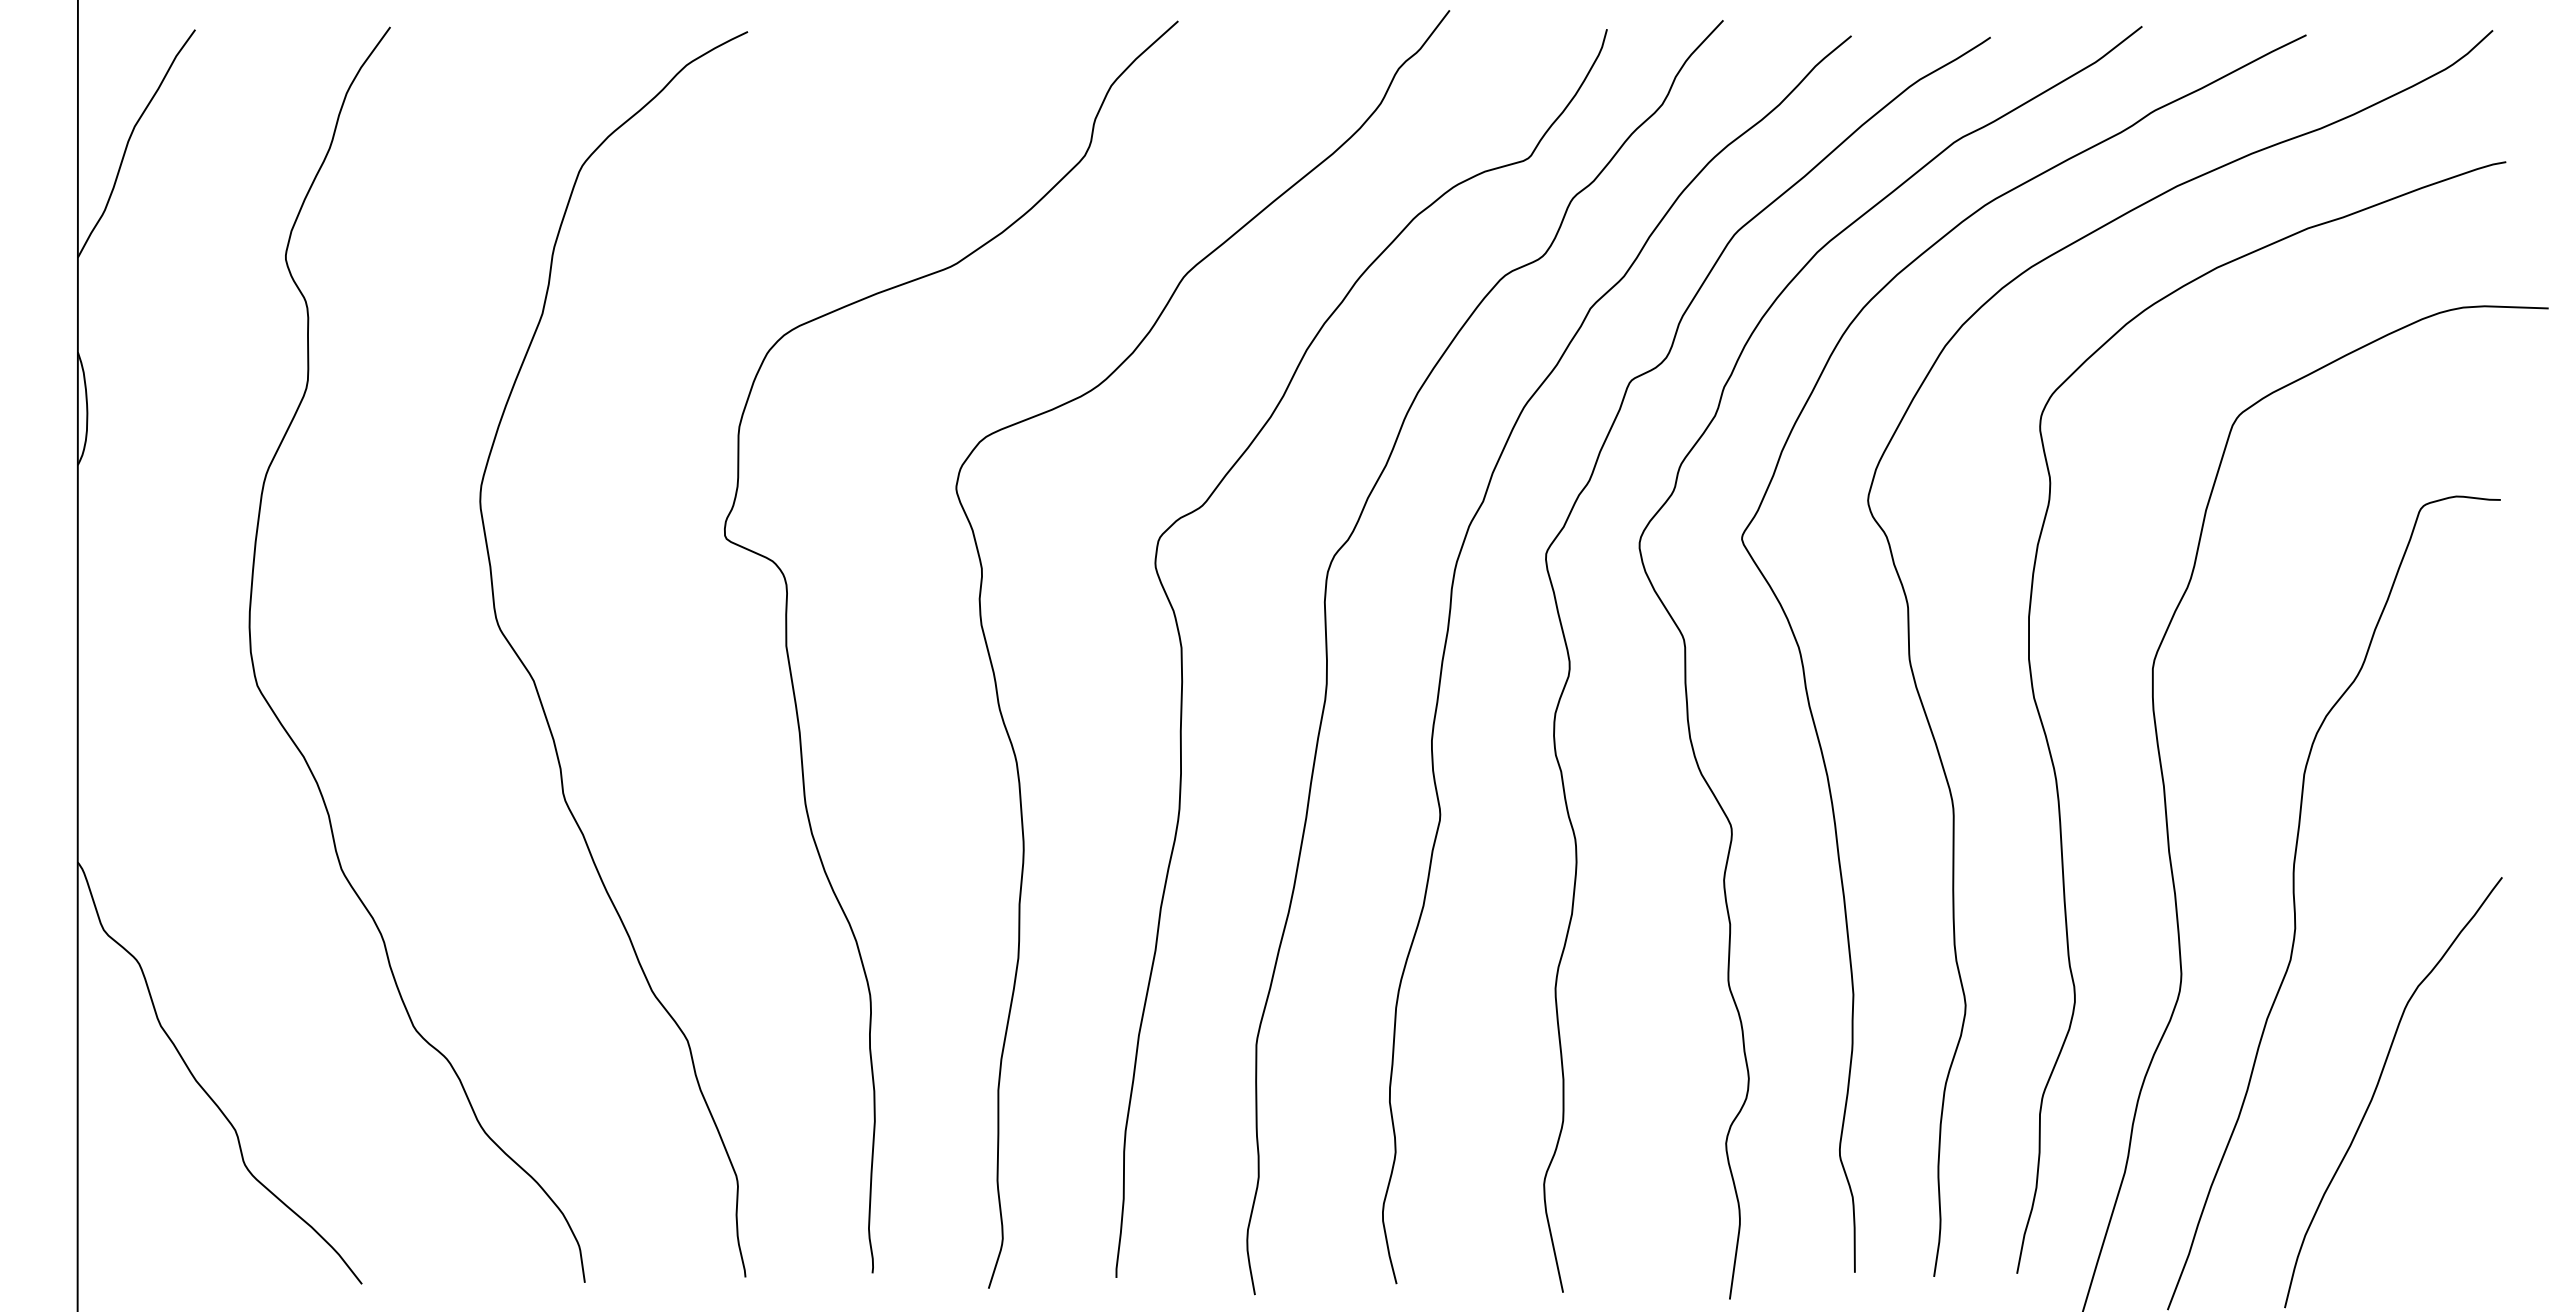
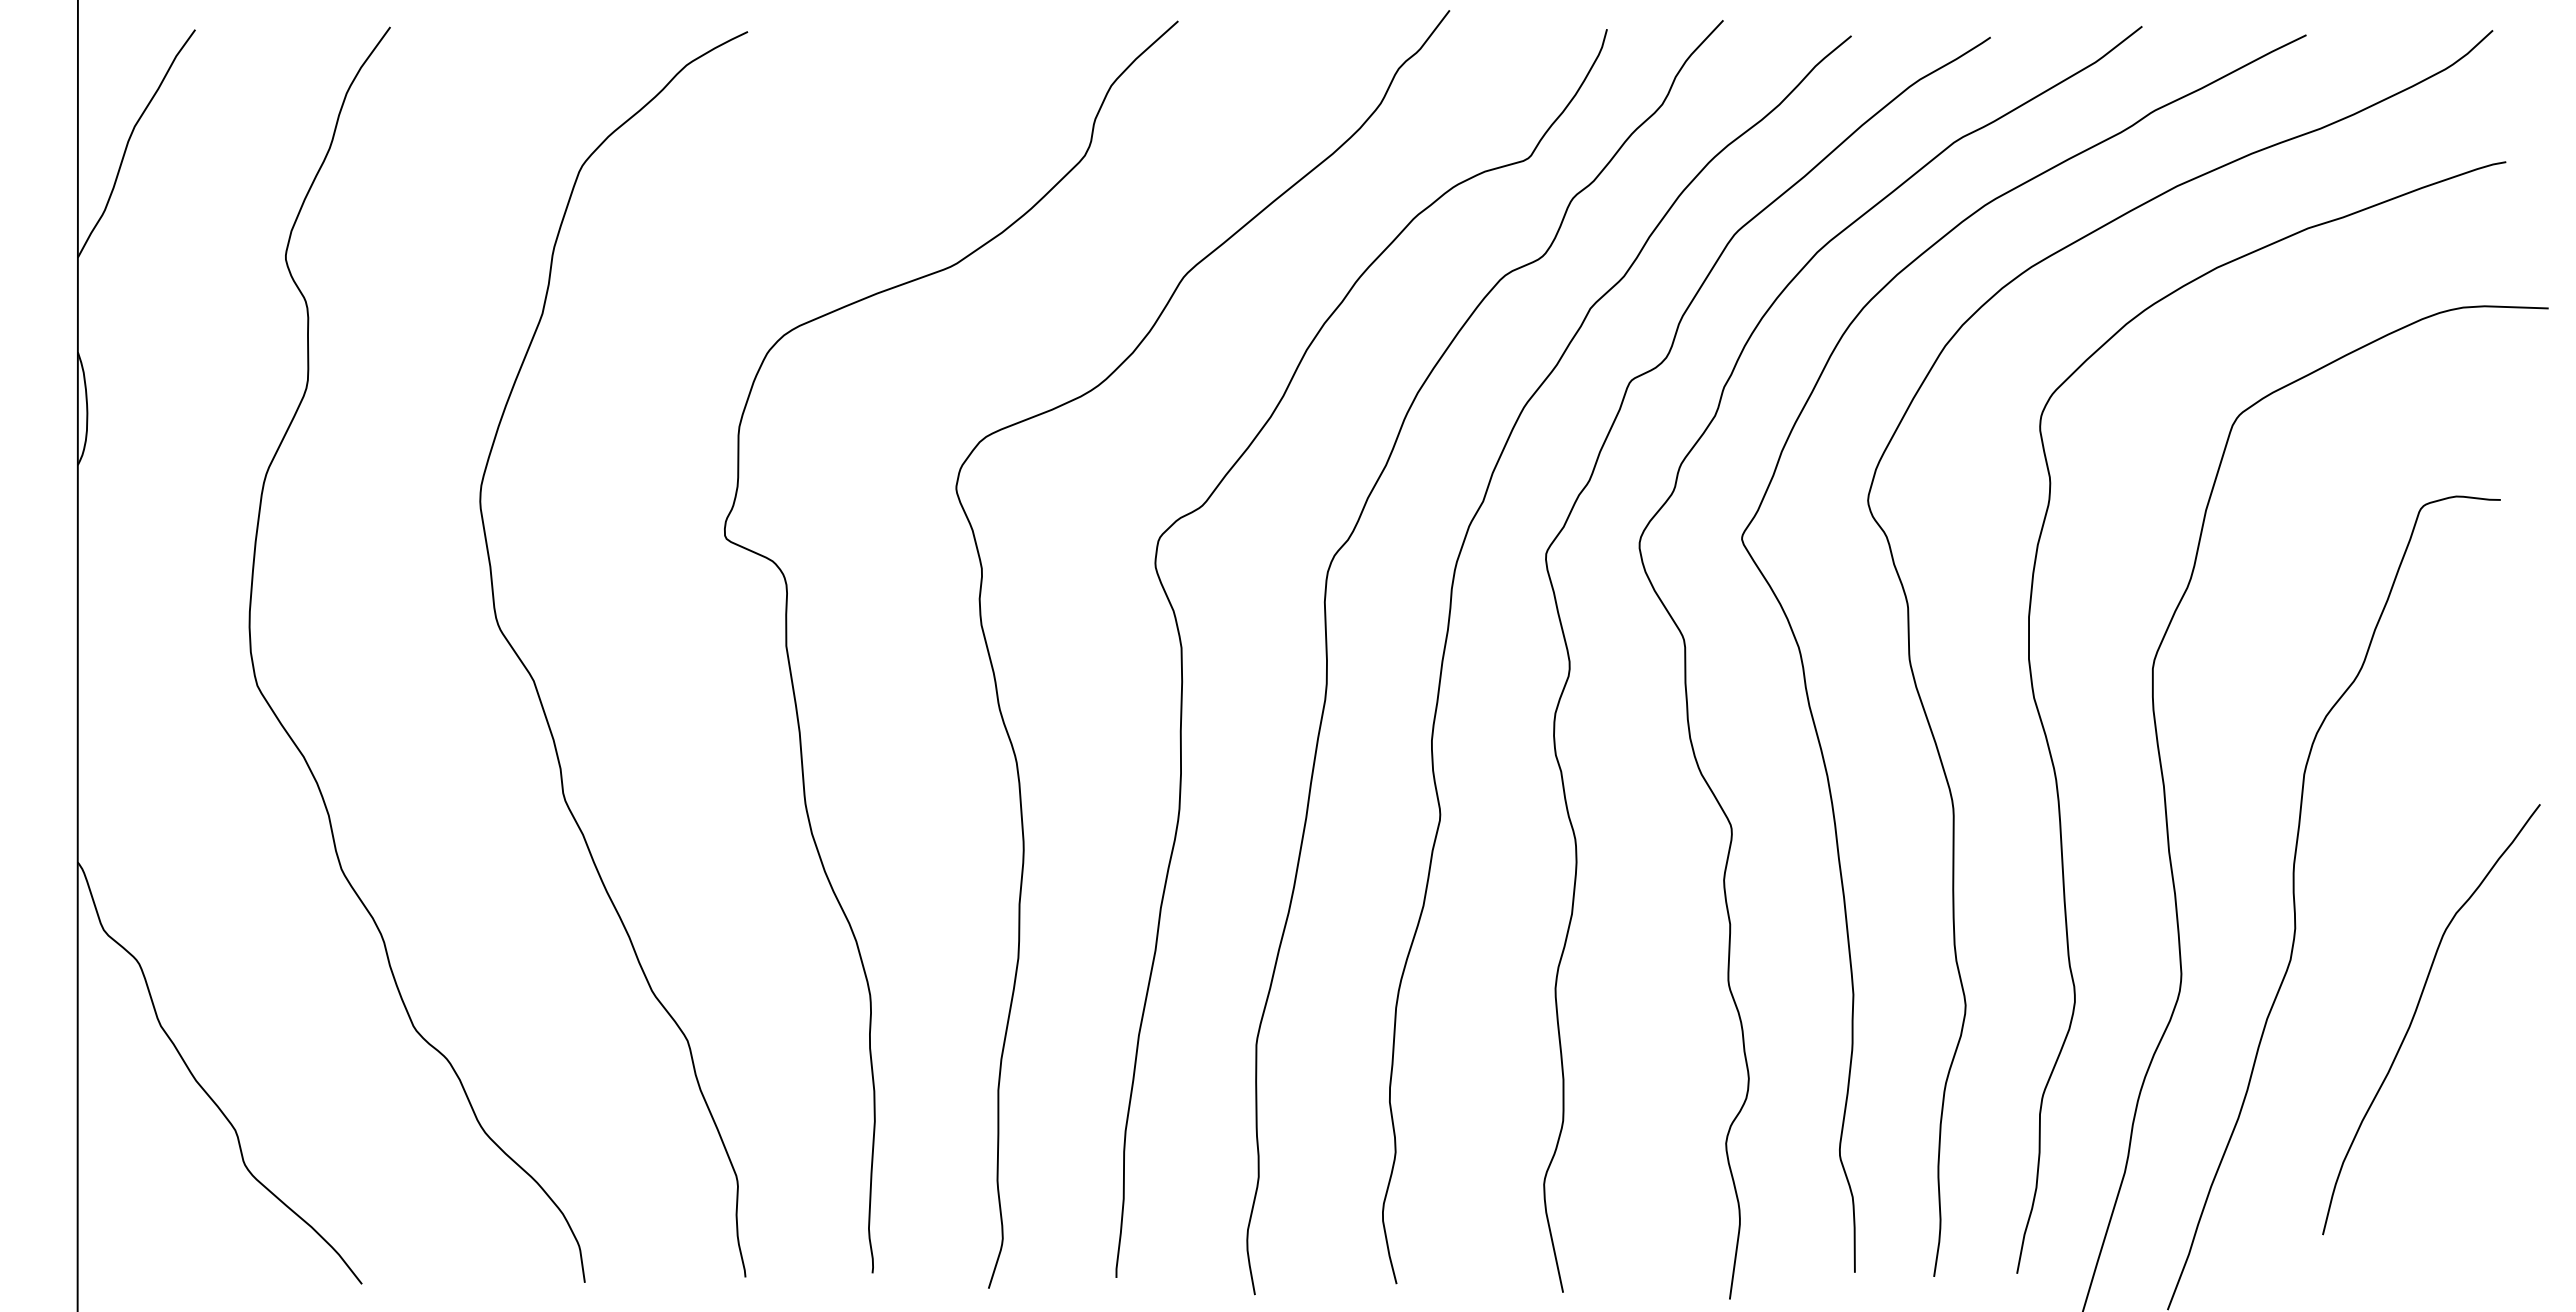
curve position: (2378, 1085) -> (2416, 1012) (2416, 1012)
